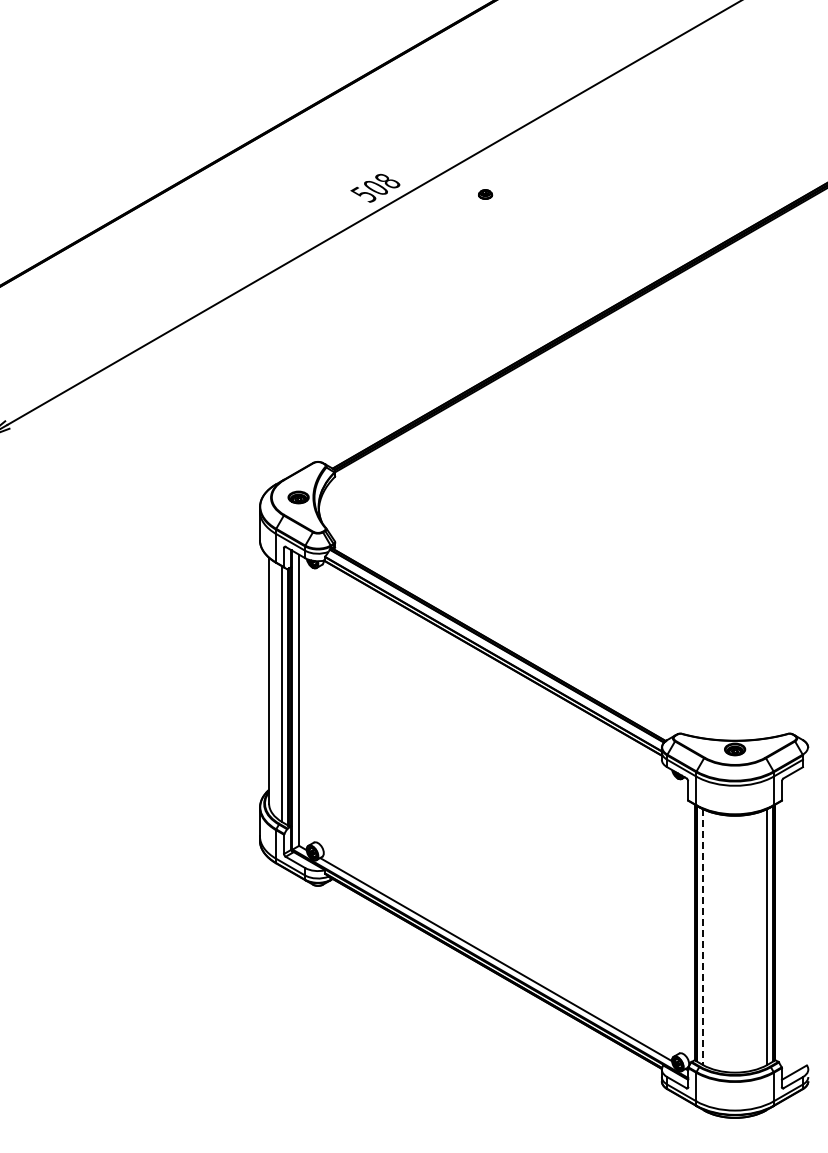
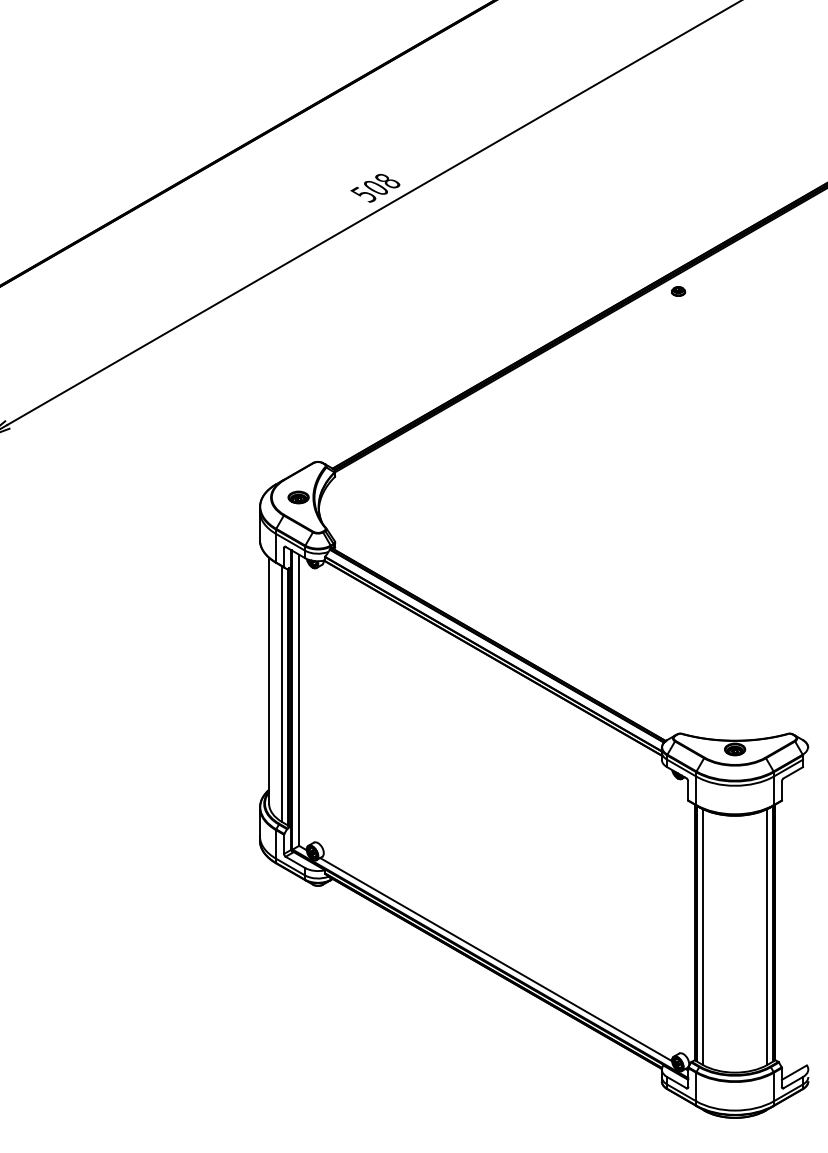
part position: (485, 194) -> (678, 291) (678, 291)
line: dashed -> solid (702, 936)
